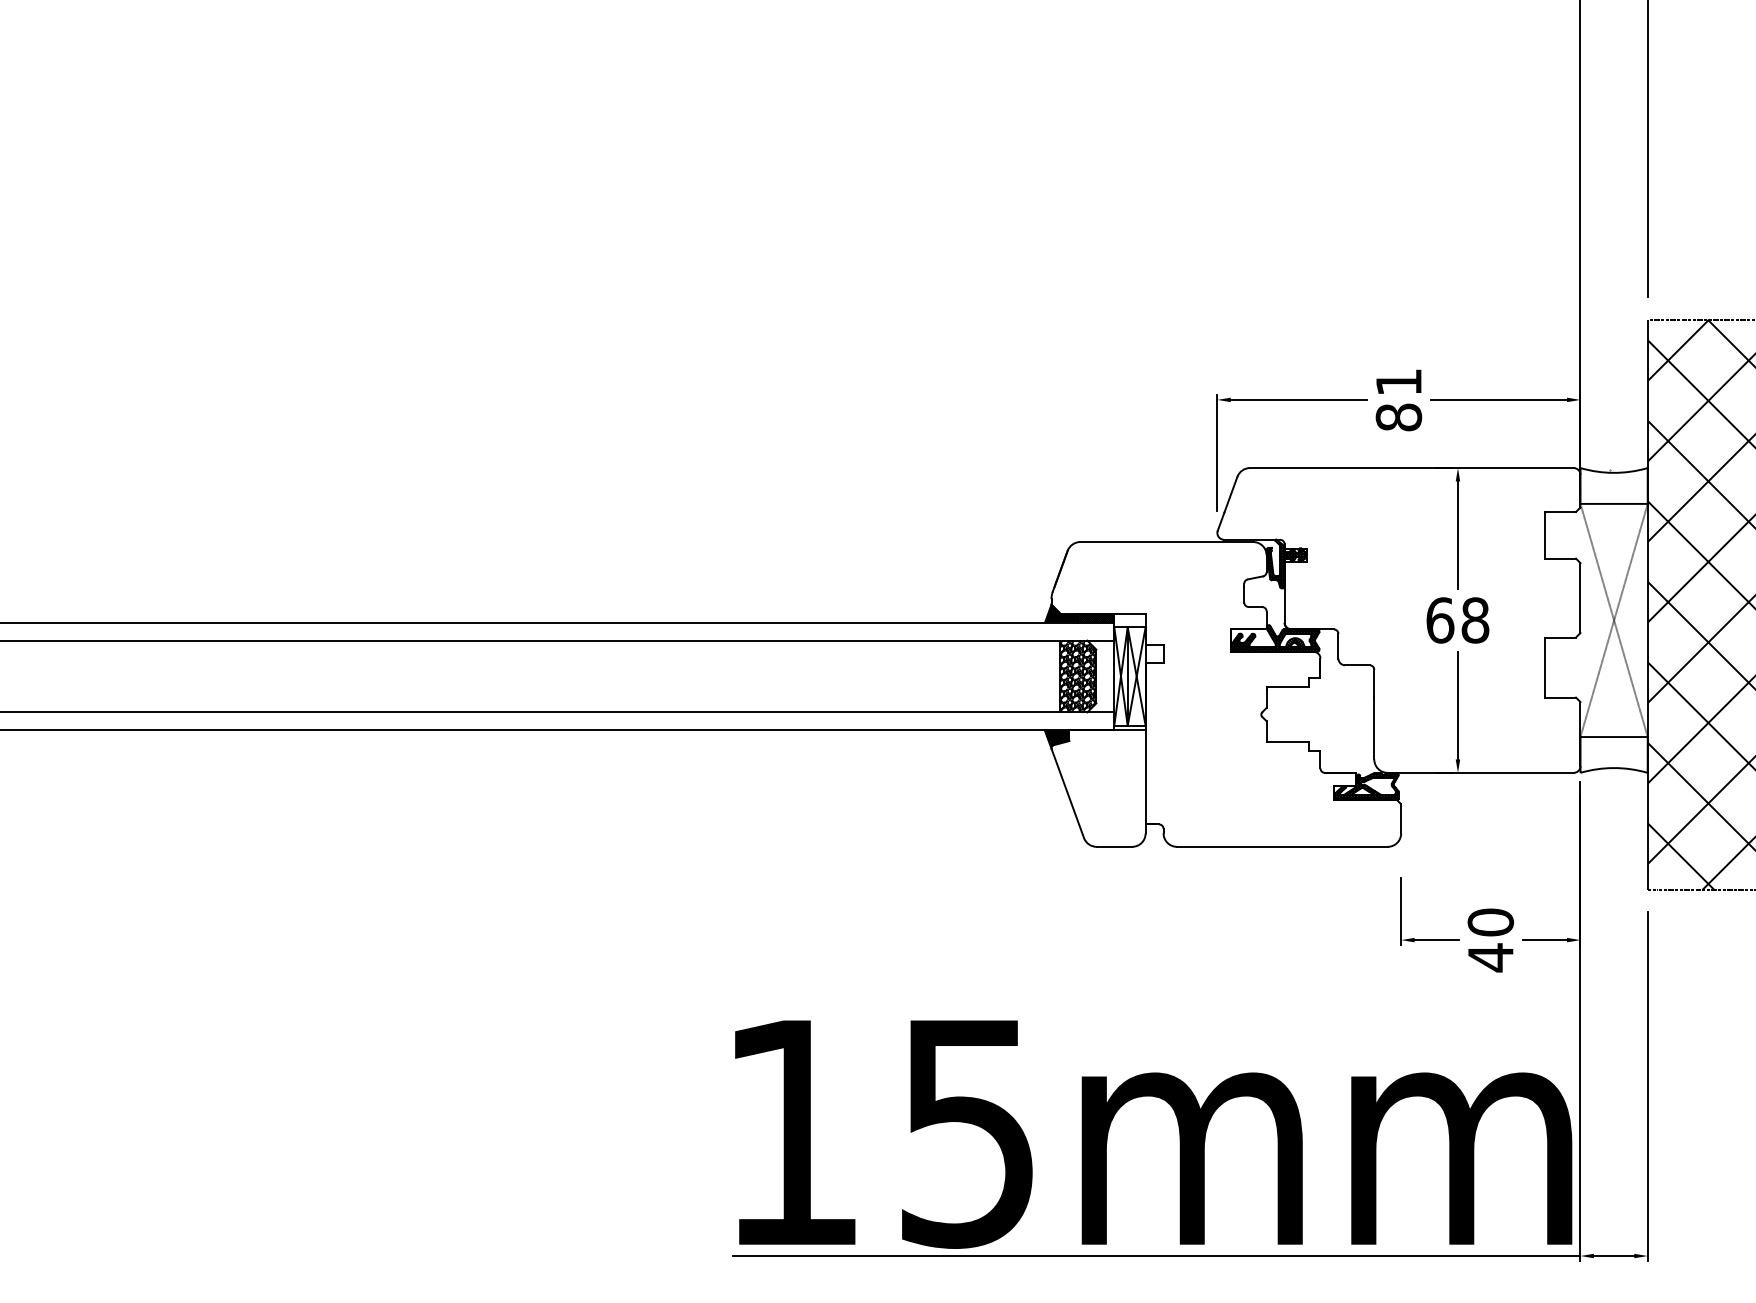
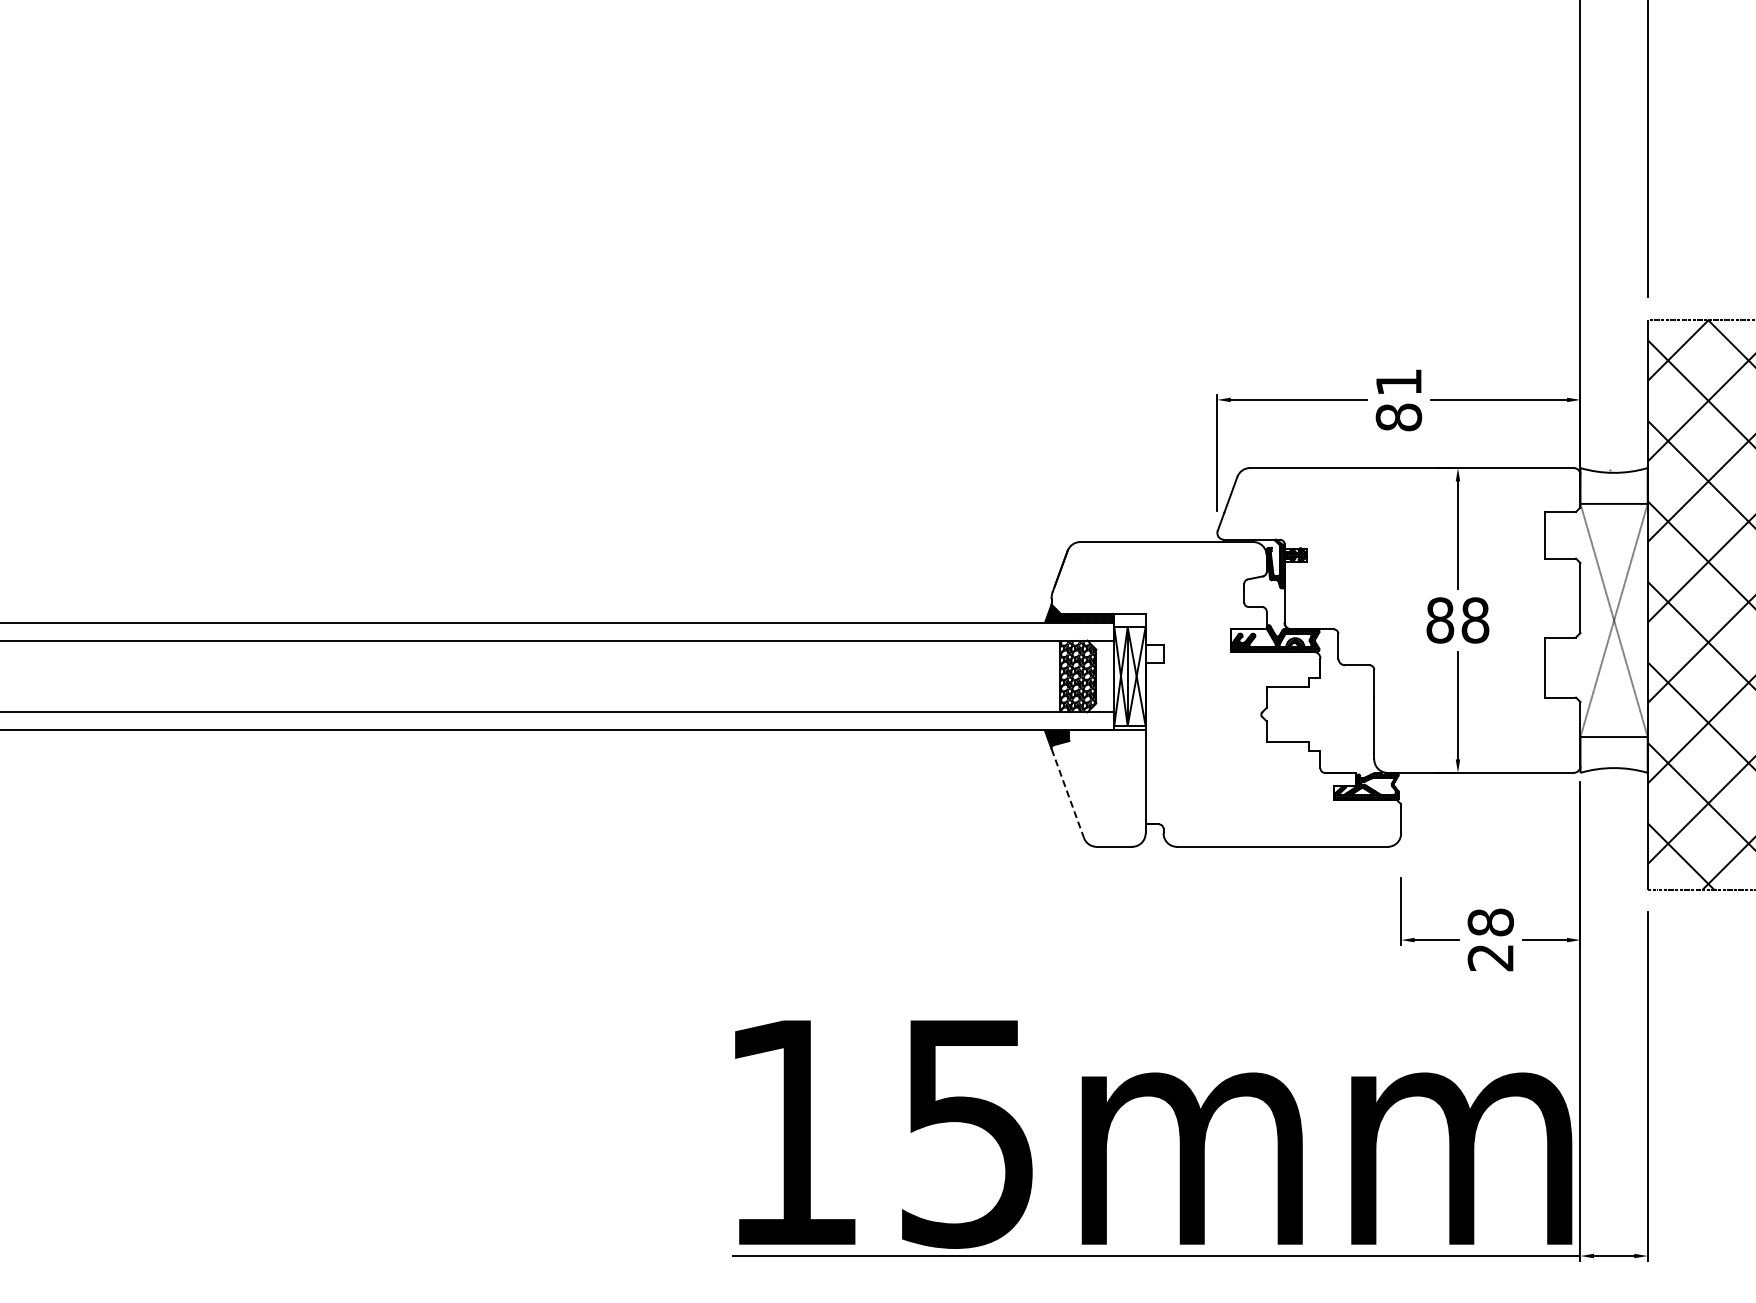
text: 68 -> 88 (1440, 620)
line: solid -> dashed (1068, 794)
text: 40 -> 28 (1490, 940)
